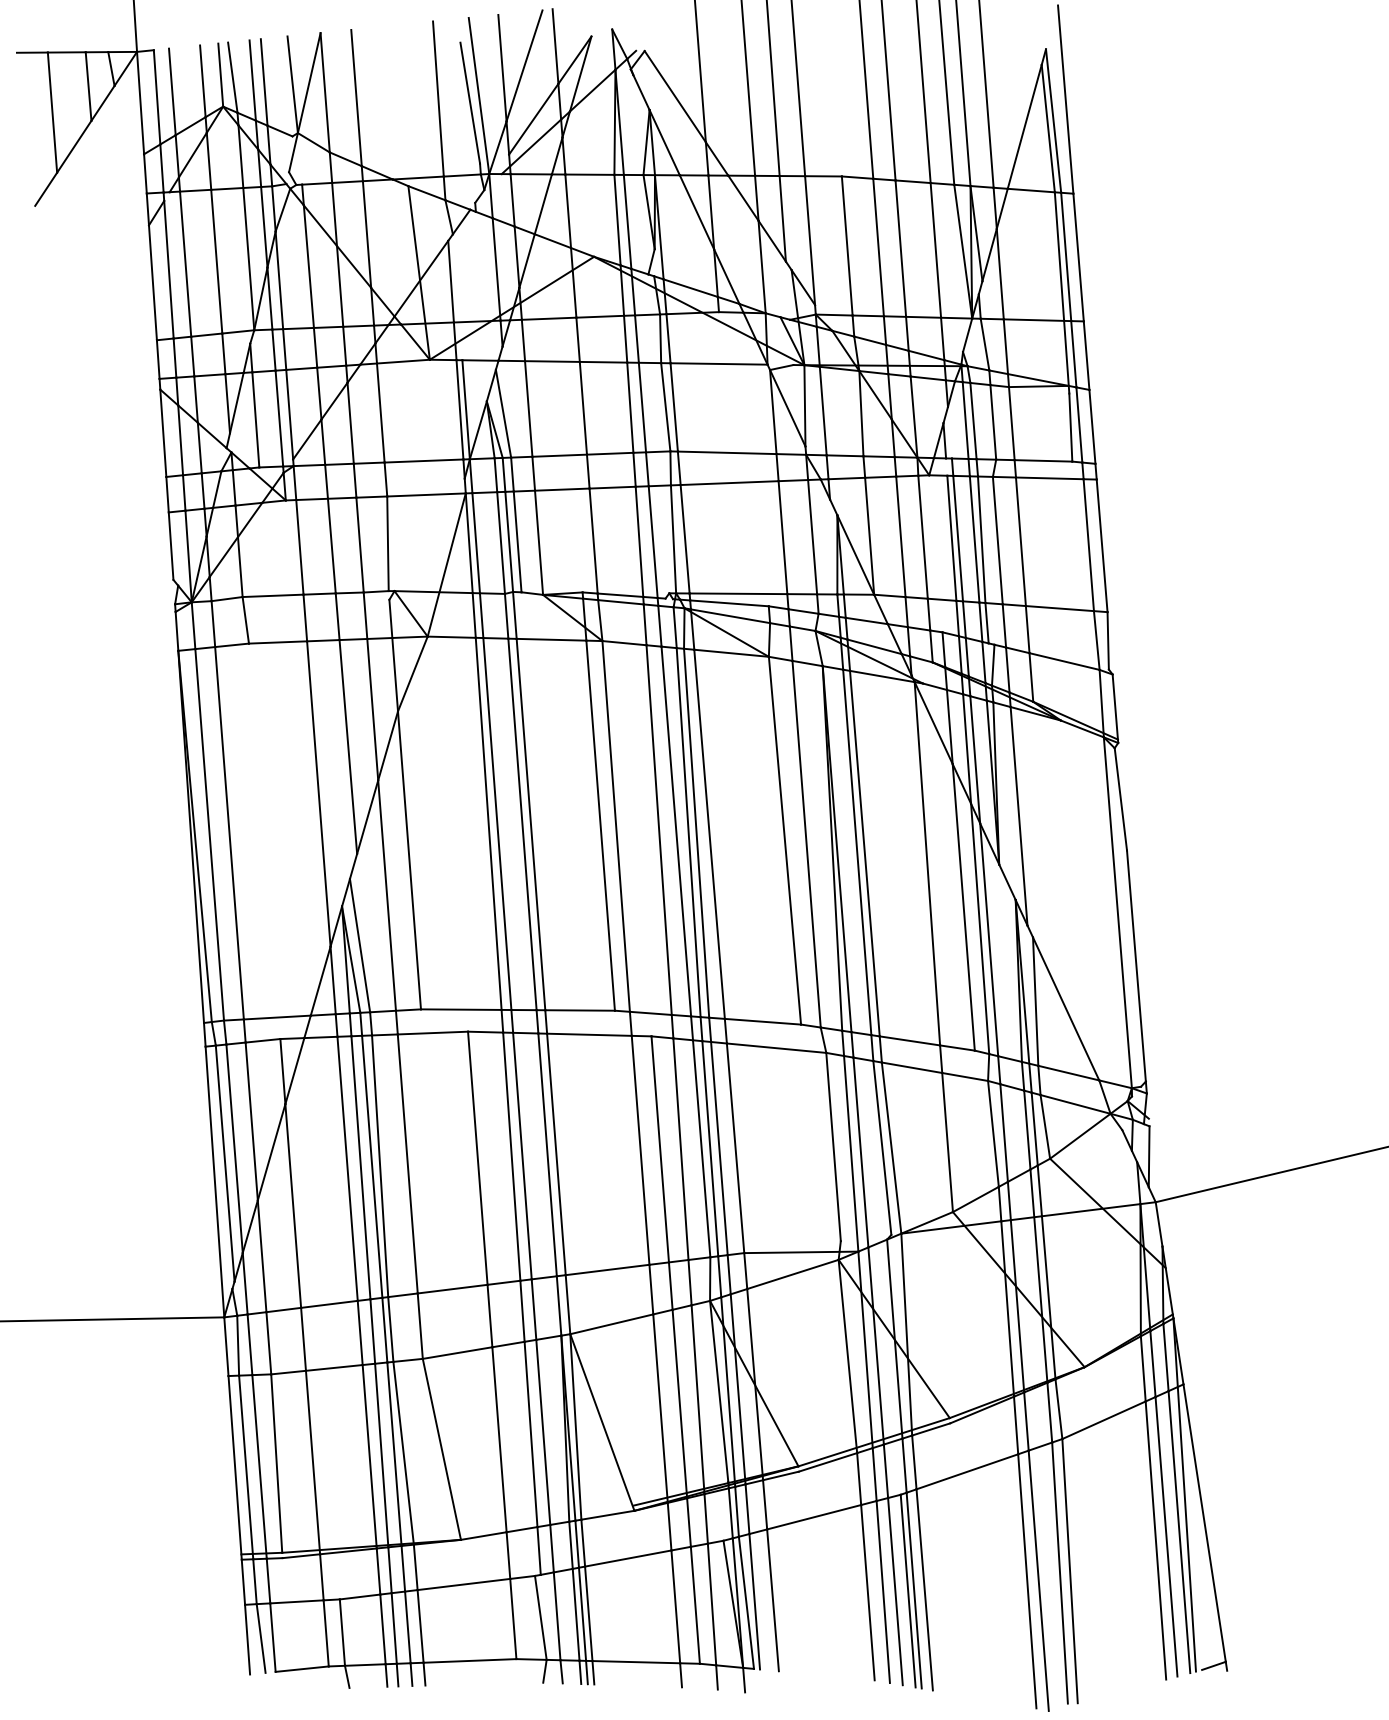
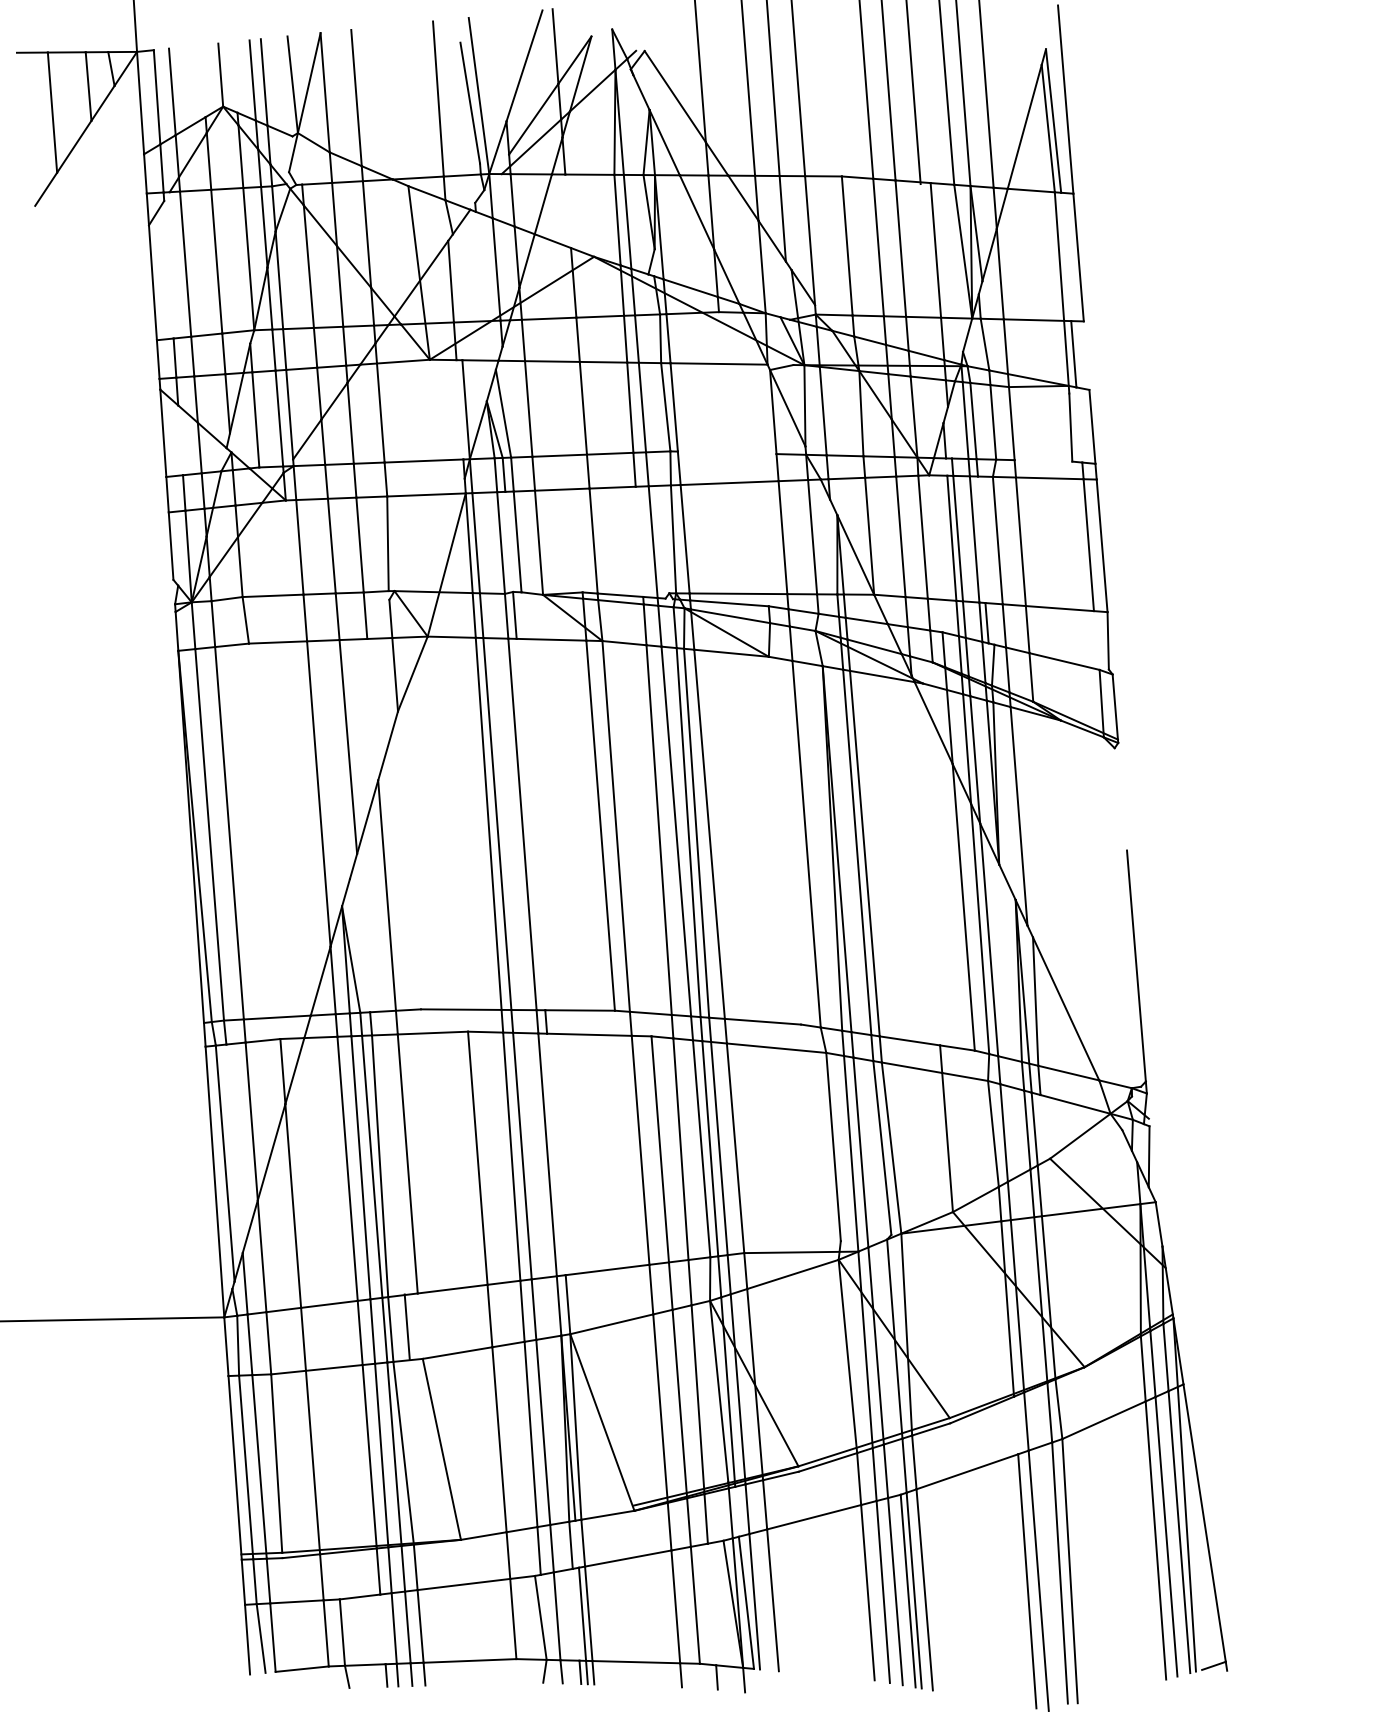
line: present -> none (502, 67)
line: present -> none (232, 77)
line: present -> none (202, 81)
line position: (923, 92) -> (913, 93) (913, 93)
line: present -> none (568, 211)
line: present -> none (1066, 256)
line: present -> none (168, 269)
line: present -> none (1086, 355)
line: present -> none (459, 409)
line: present -> none (1079, 424)
line: present -> none (180, 440)
line: present -> none (726, 452)
line: present -> none (1043, 460)
line: present -> none (981, 539)
line: present -> none (509, 541)
line: present -> none (639, 541)
line: present -> none (1096, 640)
line: present -> none (372, 709)
line: present -> none (1120, 799)
line: present -> none (530, 824)
line: present -> none (784, 840)
line: present -> none (409, 860)
line: present -> none (927, 863)
line: present -> none (1117, 912)
line: present -> none (359, 945)
line: present -> none (1045, 1126)
line: present -> none (234, 1148)
line: present -> none (556, 1154)
line: present -> none (1270, 1174)
line position: (419, 1325) -> (406, 1326) (406, 1326)
line: present -> none (1016, 1425)
line: present -> none (736, 1511)
line: present -> none (576, 1543)
line: present -> none (711, 1604)
line: present -> none (575, 1614)
line: present -> none (382, 1629)
